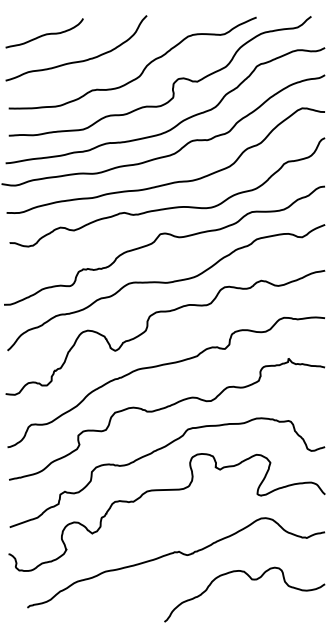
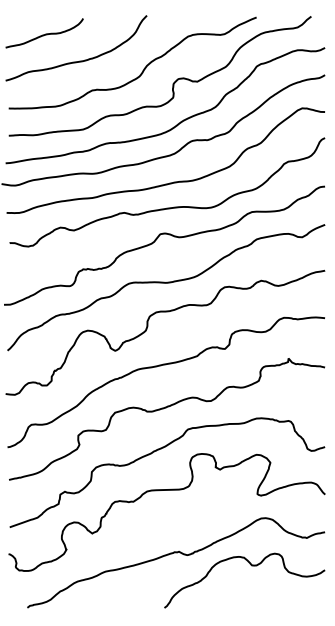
curve position: (251, 580) -> (251, 566) (251, 566)
